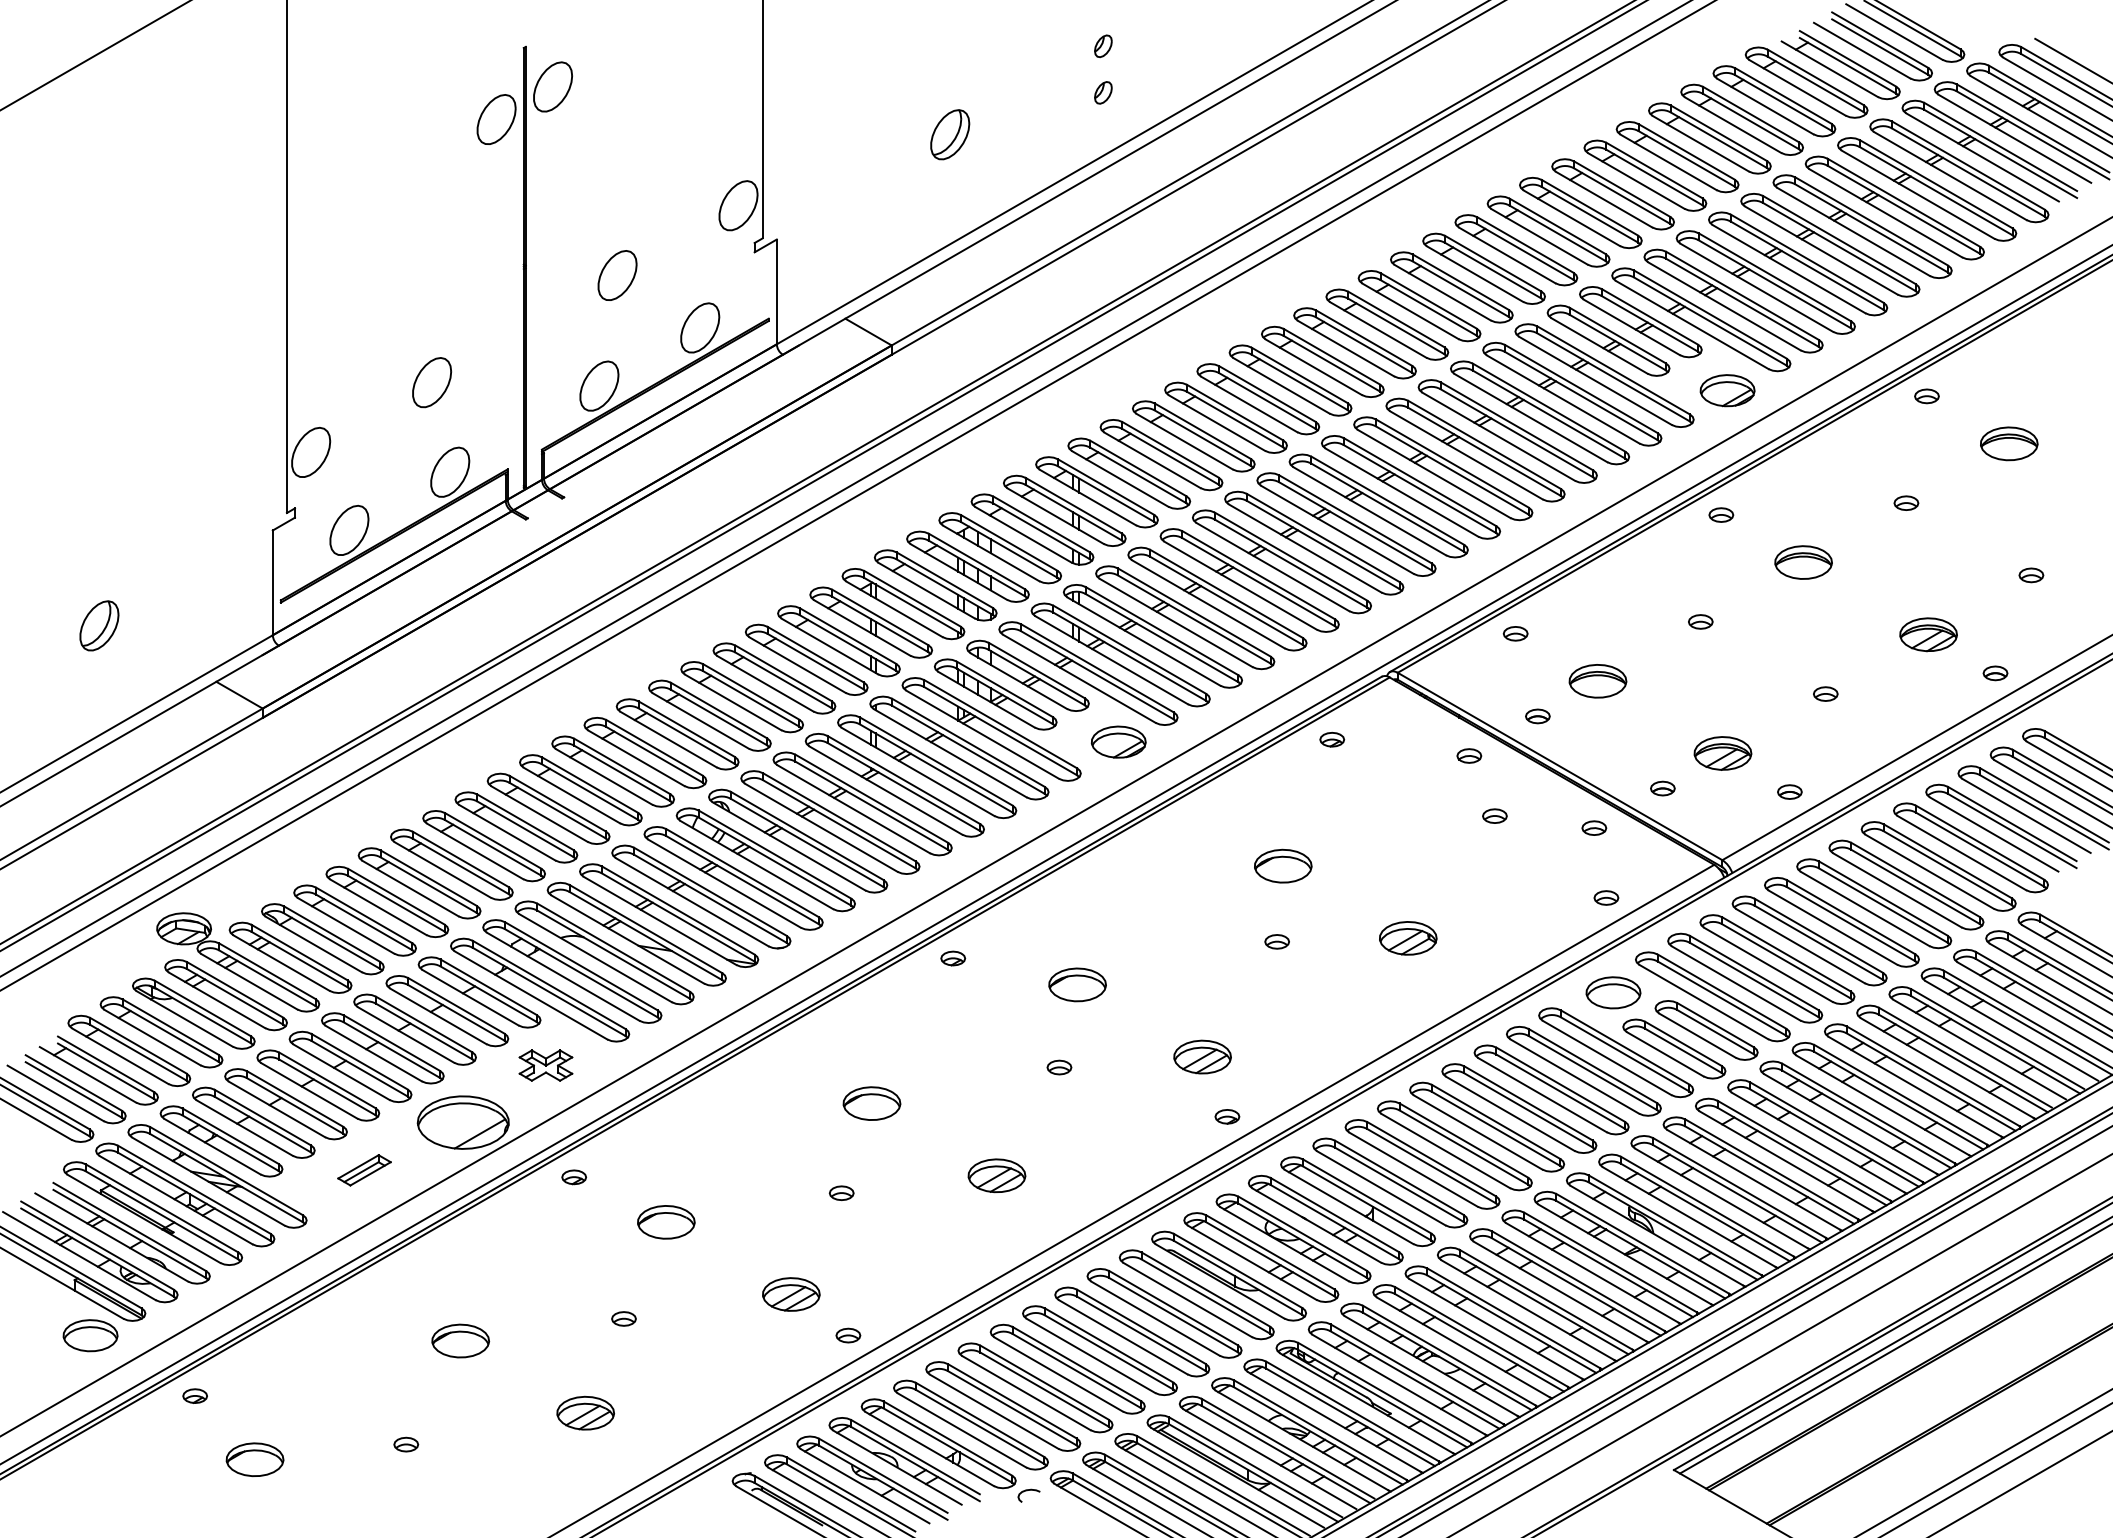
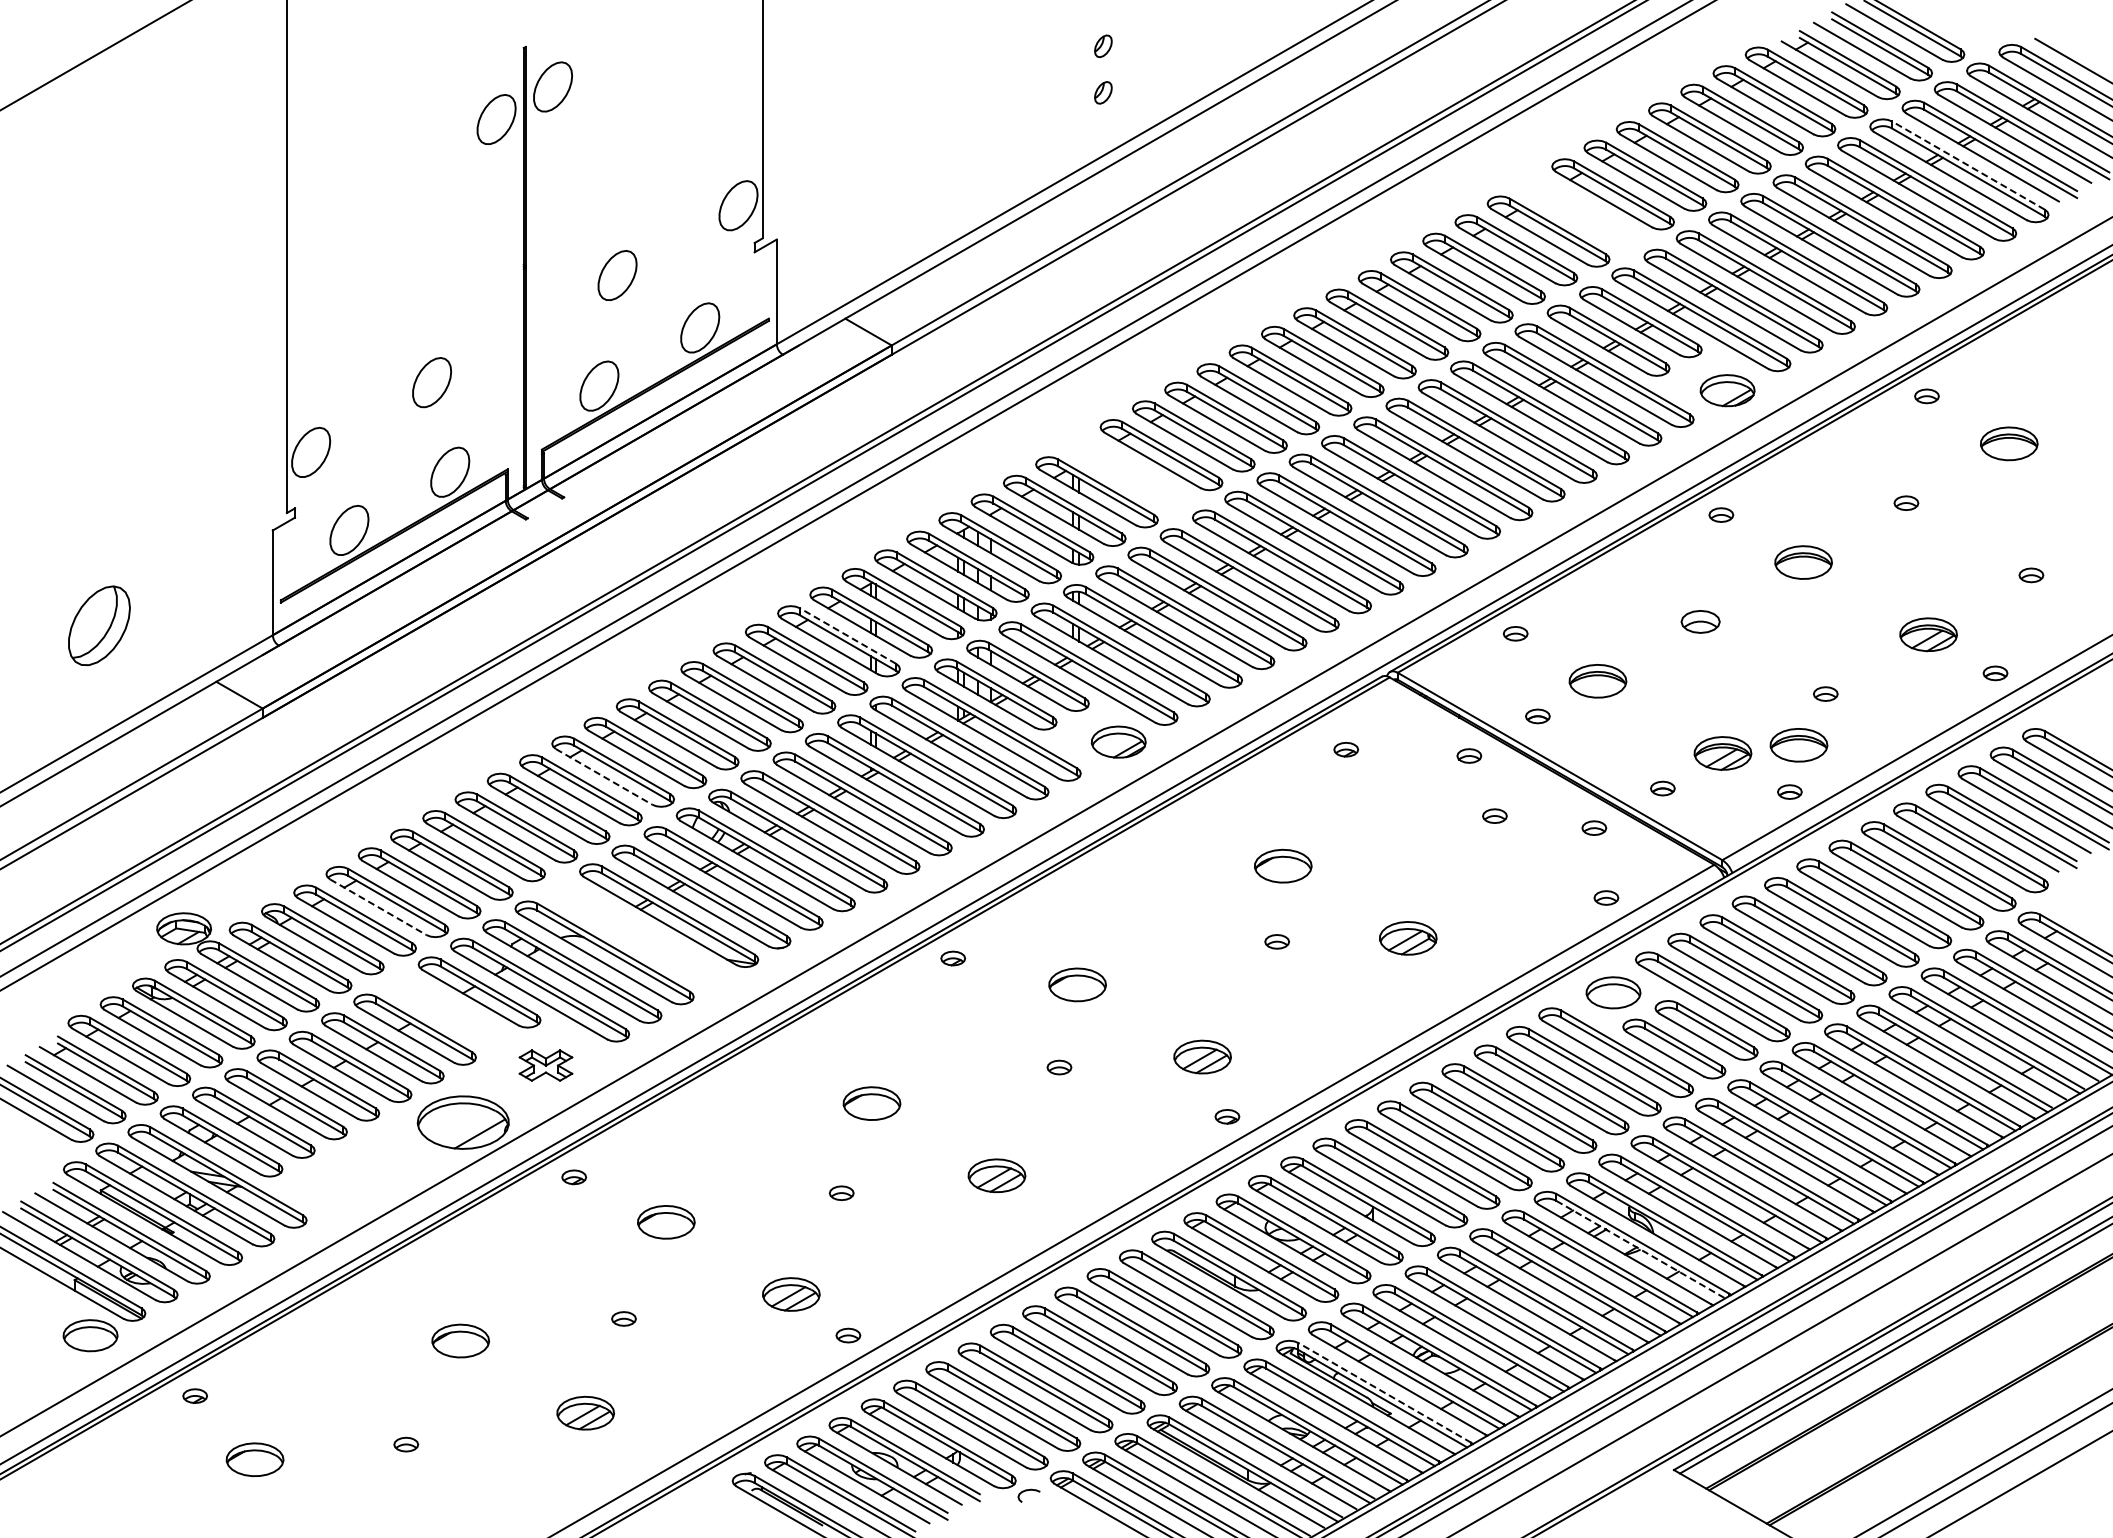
part: present -> none (950, 134)
line: solid -> dashed (1968, 165)
part: present -> none (1580, 212)
part: present -> none (1129, 473)
part size: 26x16 px -> 41x24 px (1700, 621)
part size: 41x52 px -> 63x81 px (99, 625)
line: solid -> dashed (848, 636)
part position: (1332, 739) -> (1346, 749) (1346, 749)
part: none -> present (1798, 745)
line: solid -> dashed (604, 776)
line: solid -> dashed (378, 907)
part: present -> none (636, 933)
part: present -> none (447, 1011)
part: present -> none (364, 1170)
line: solid -> dashed (1641, 1249)
line: solid -> dashed (1384, 1392)
